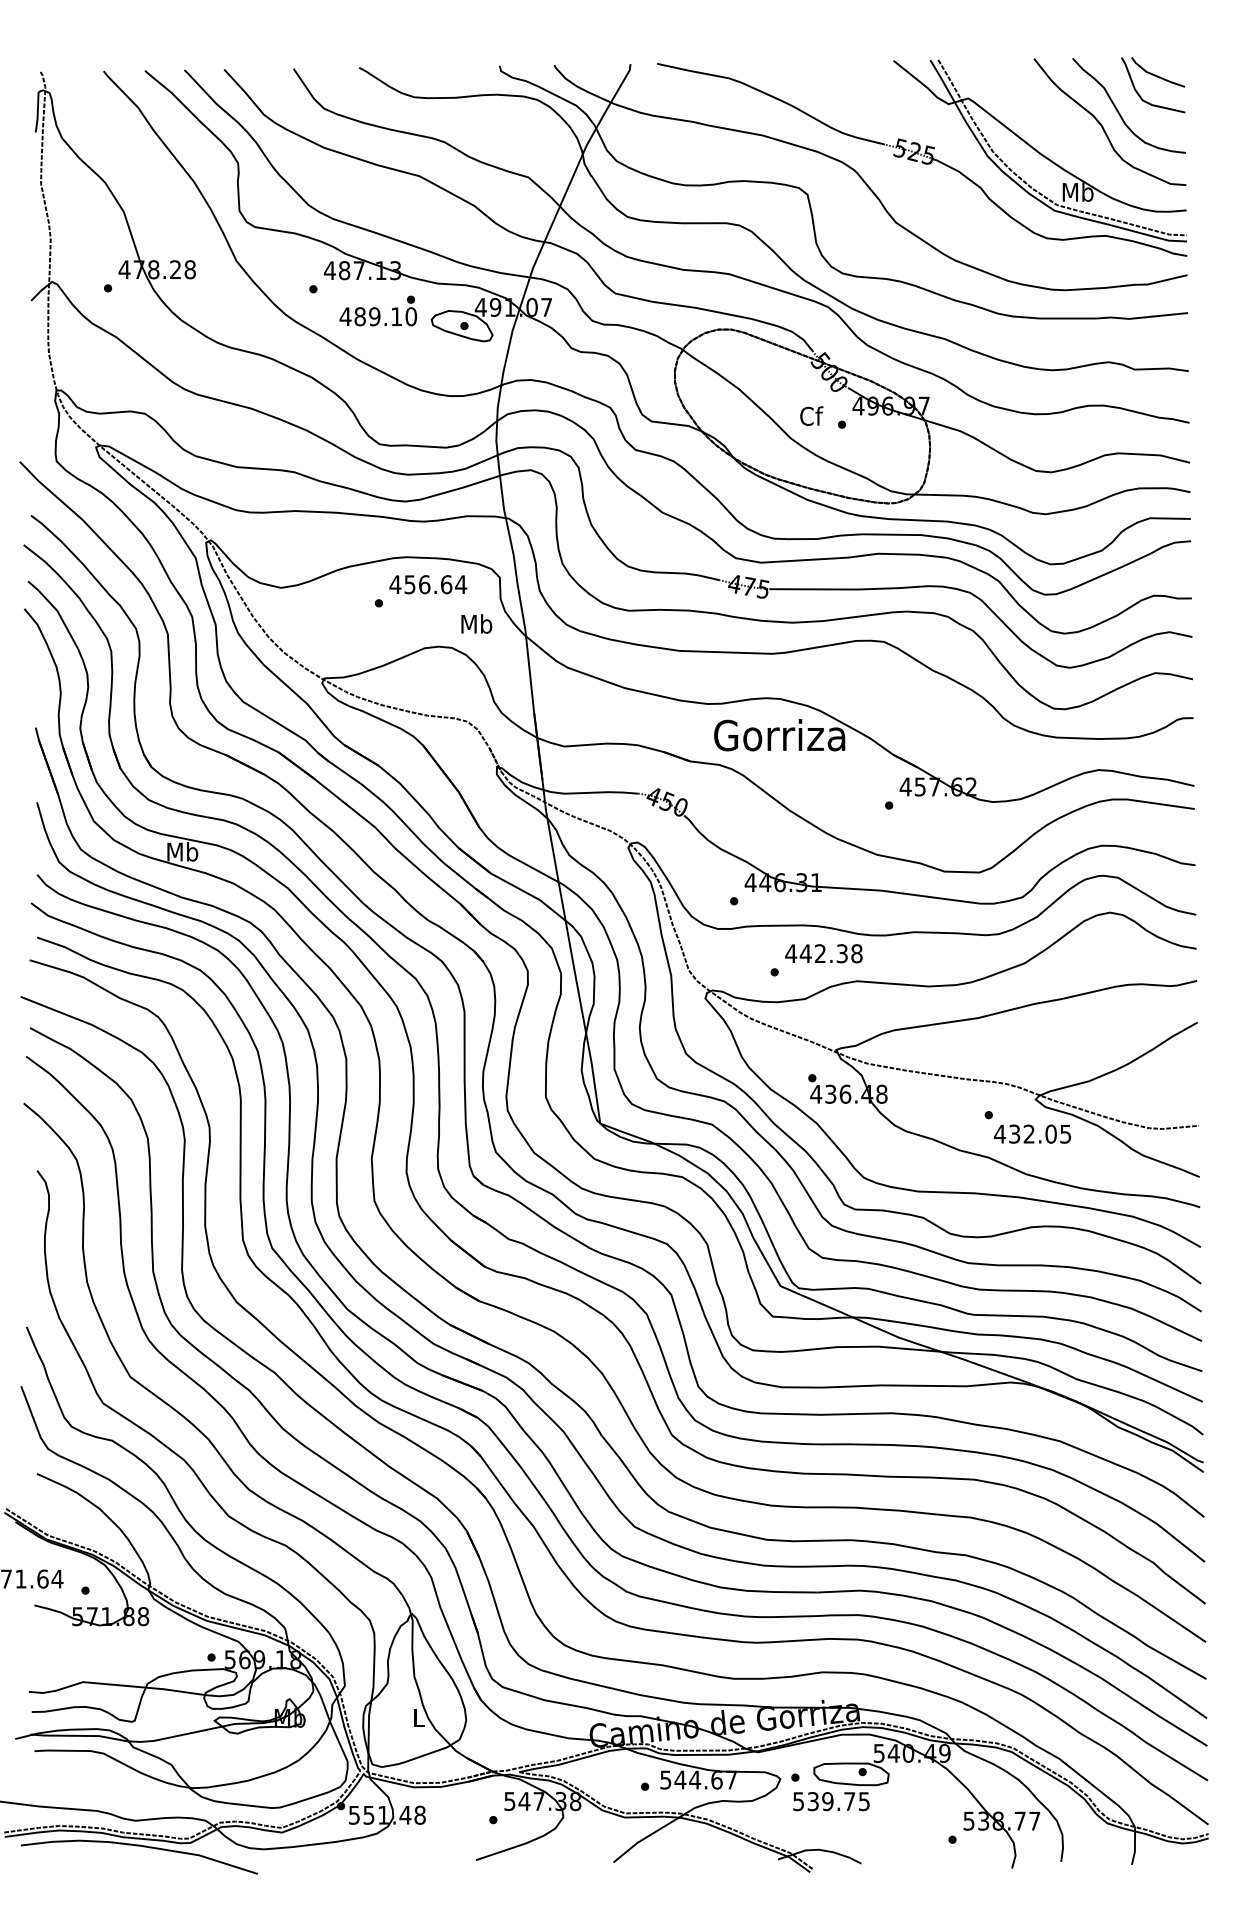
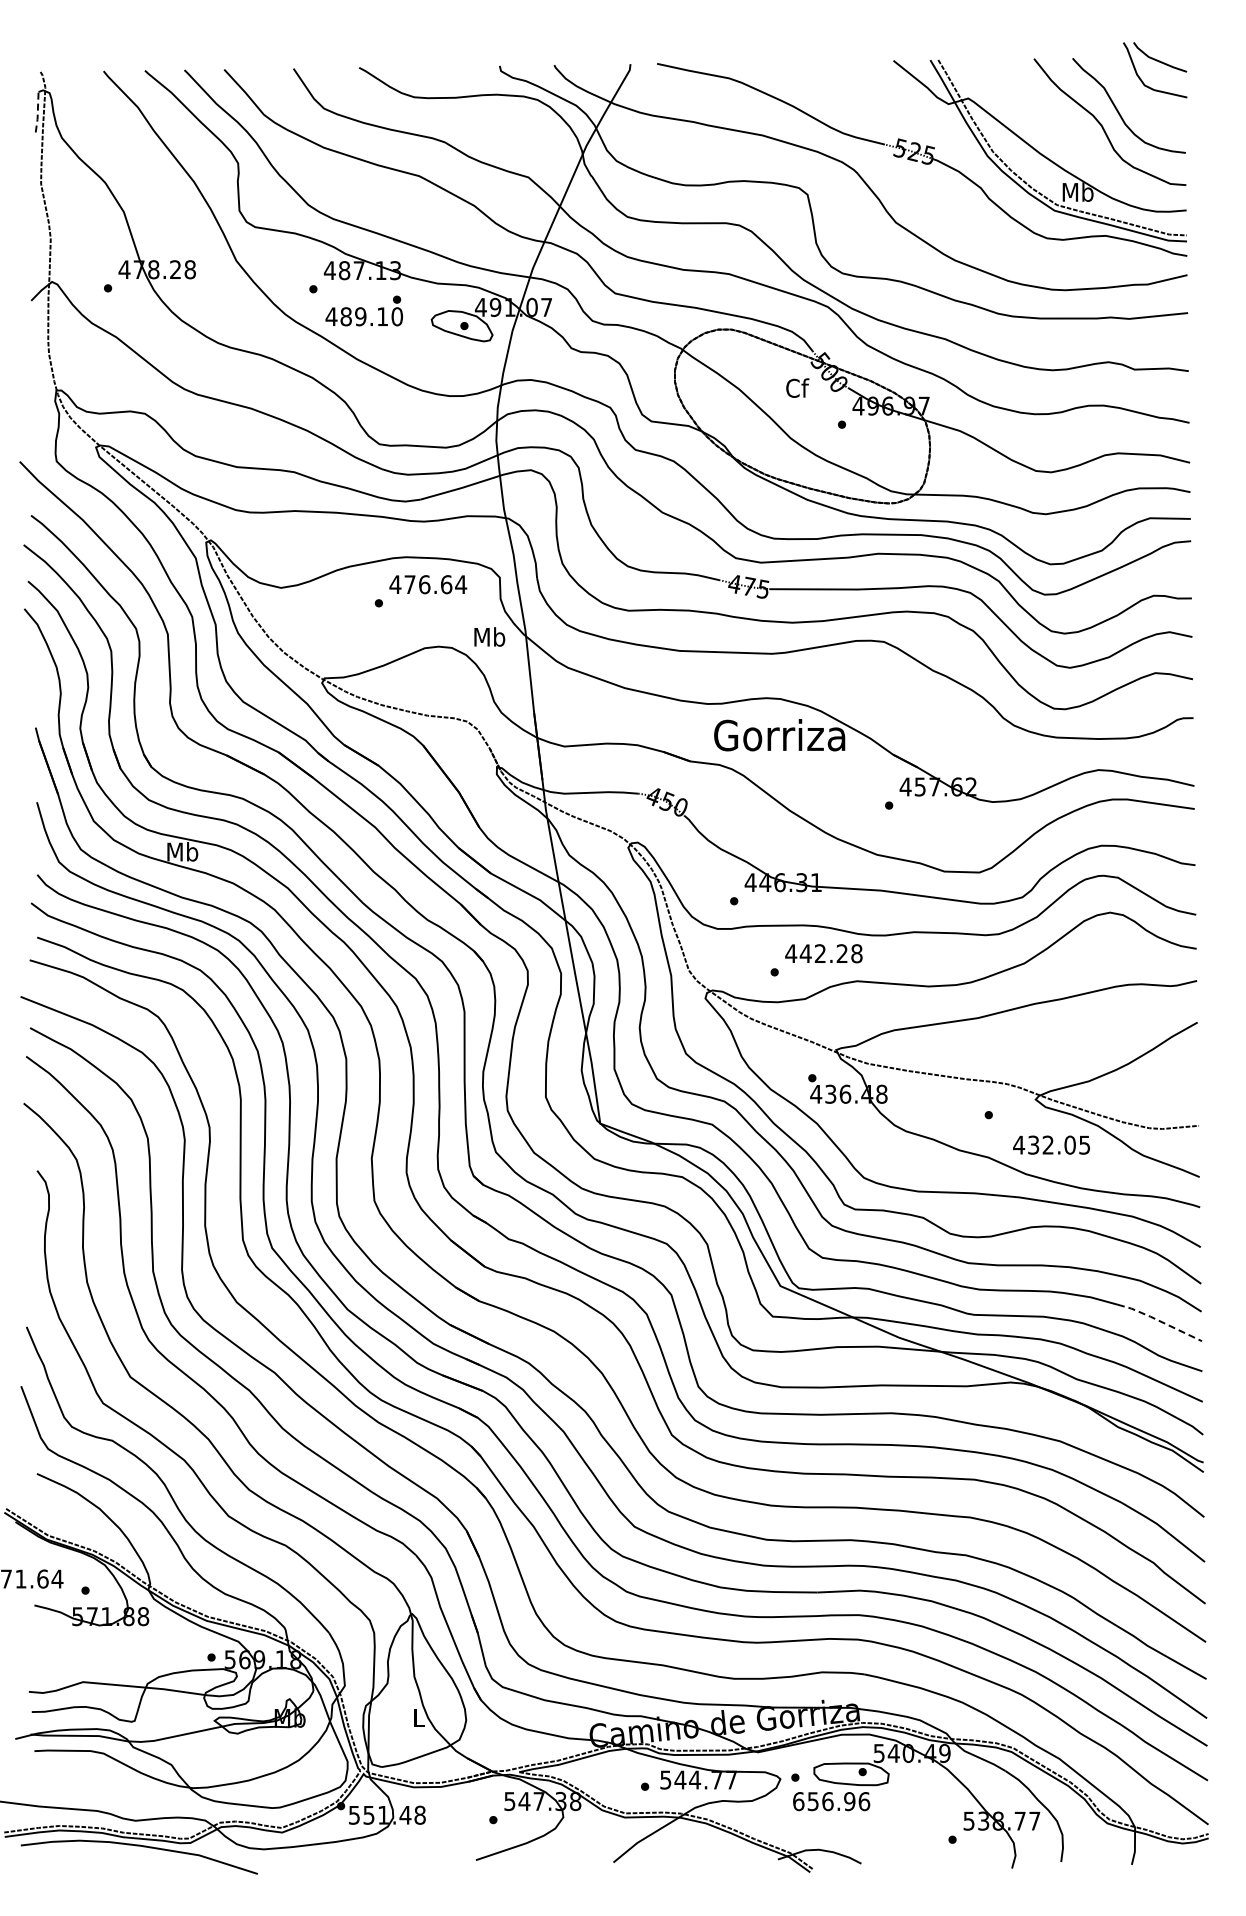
part position: (1156, 77) -> (1158, 62) (1158, 62)
line: solid -> dashed (37, 112)
text position: (377, 310) -> (363, 310) (363, 310)
text position: (811, 415) -> (797, 387) (797, 387)
text: 456.64 -> 476.64 (409, 584)
text position: (476, 623) -> (489, 636) (489, 636)
text: 442.38 -> 442.28 (841, 953)
text position: (1032, 1133) -> (1051, 1144) (1051, 1144)
line: solid -> dashed (1159, 1321)
text: 544.67 -> 544.77 (716, 1779)
text: 539.75 -> 656.96 (831, 1801)
